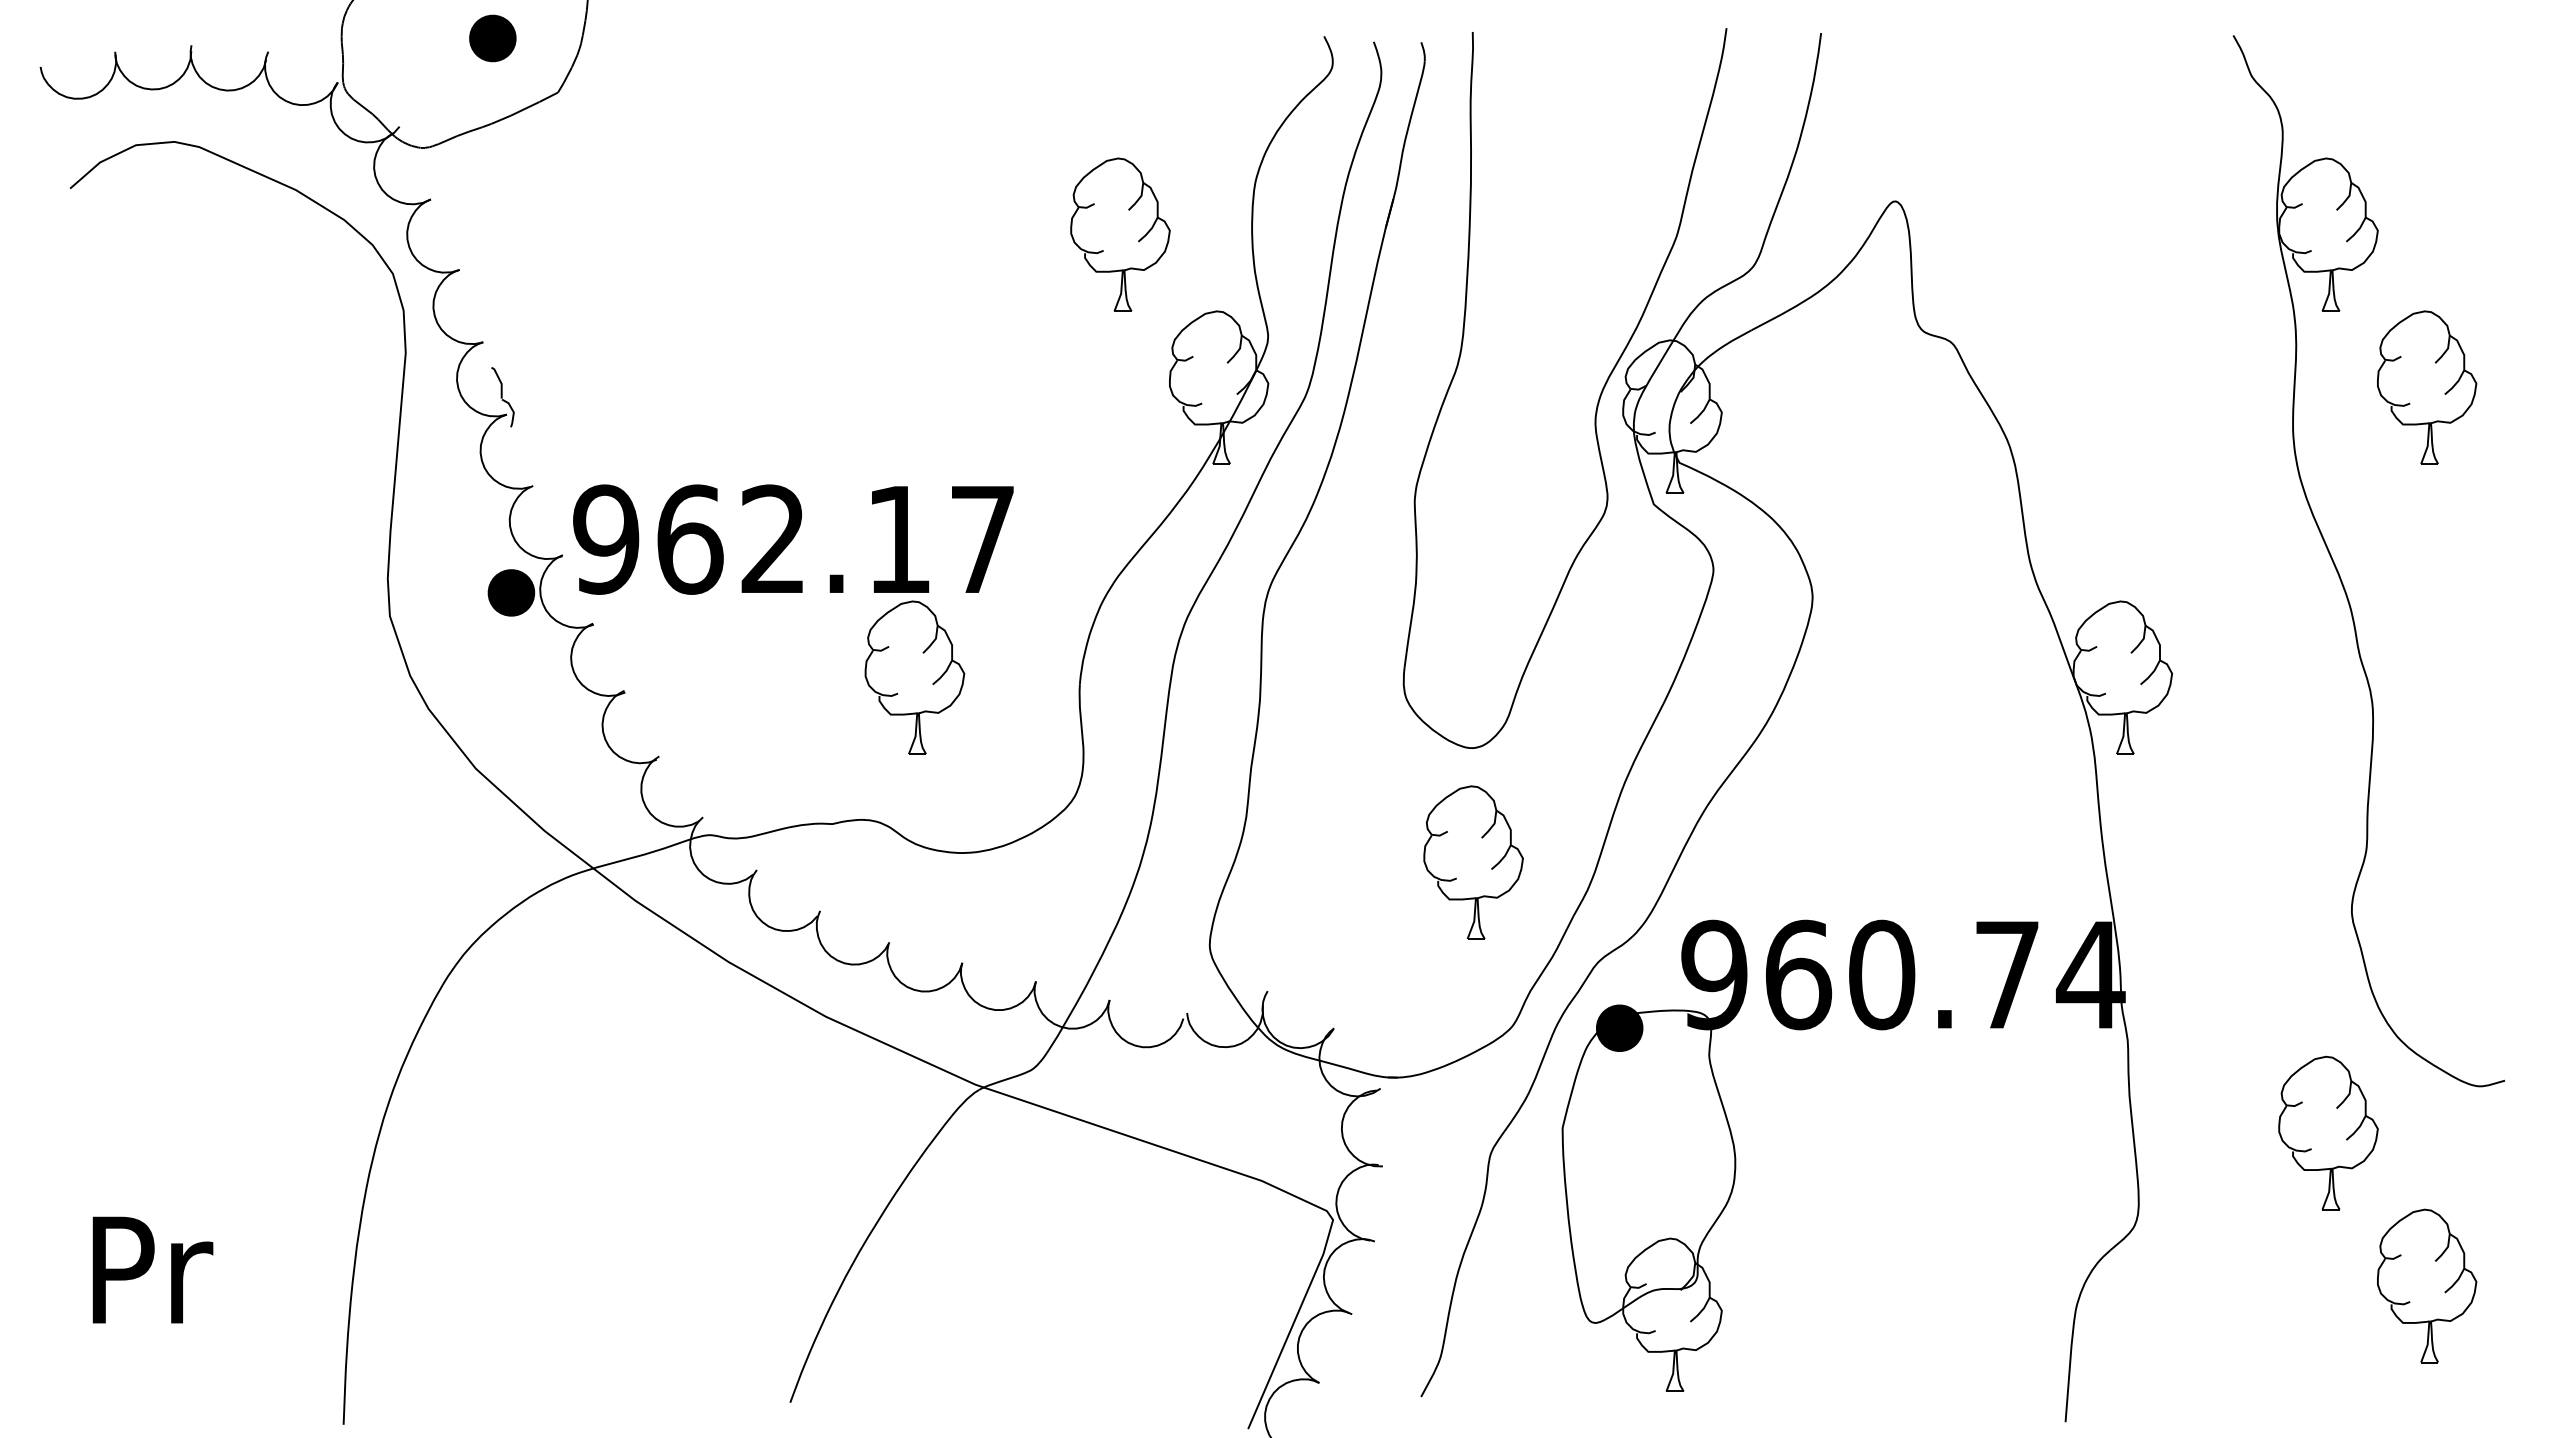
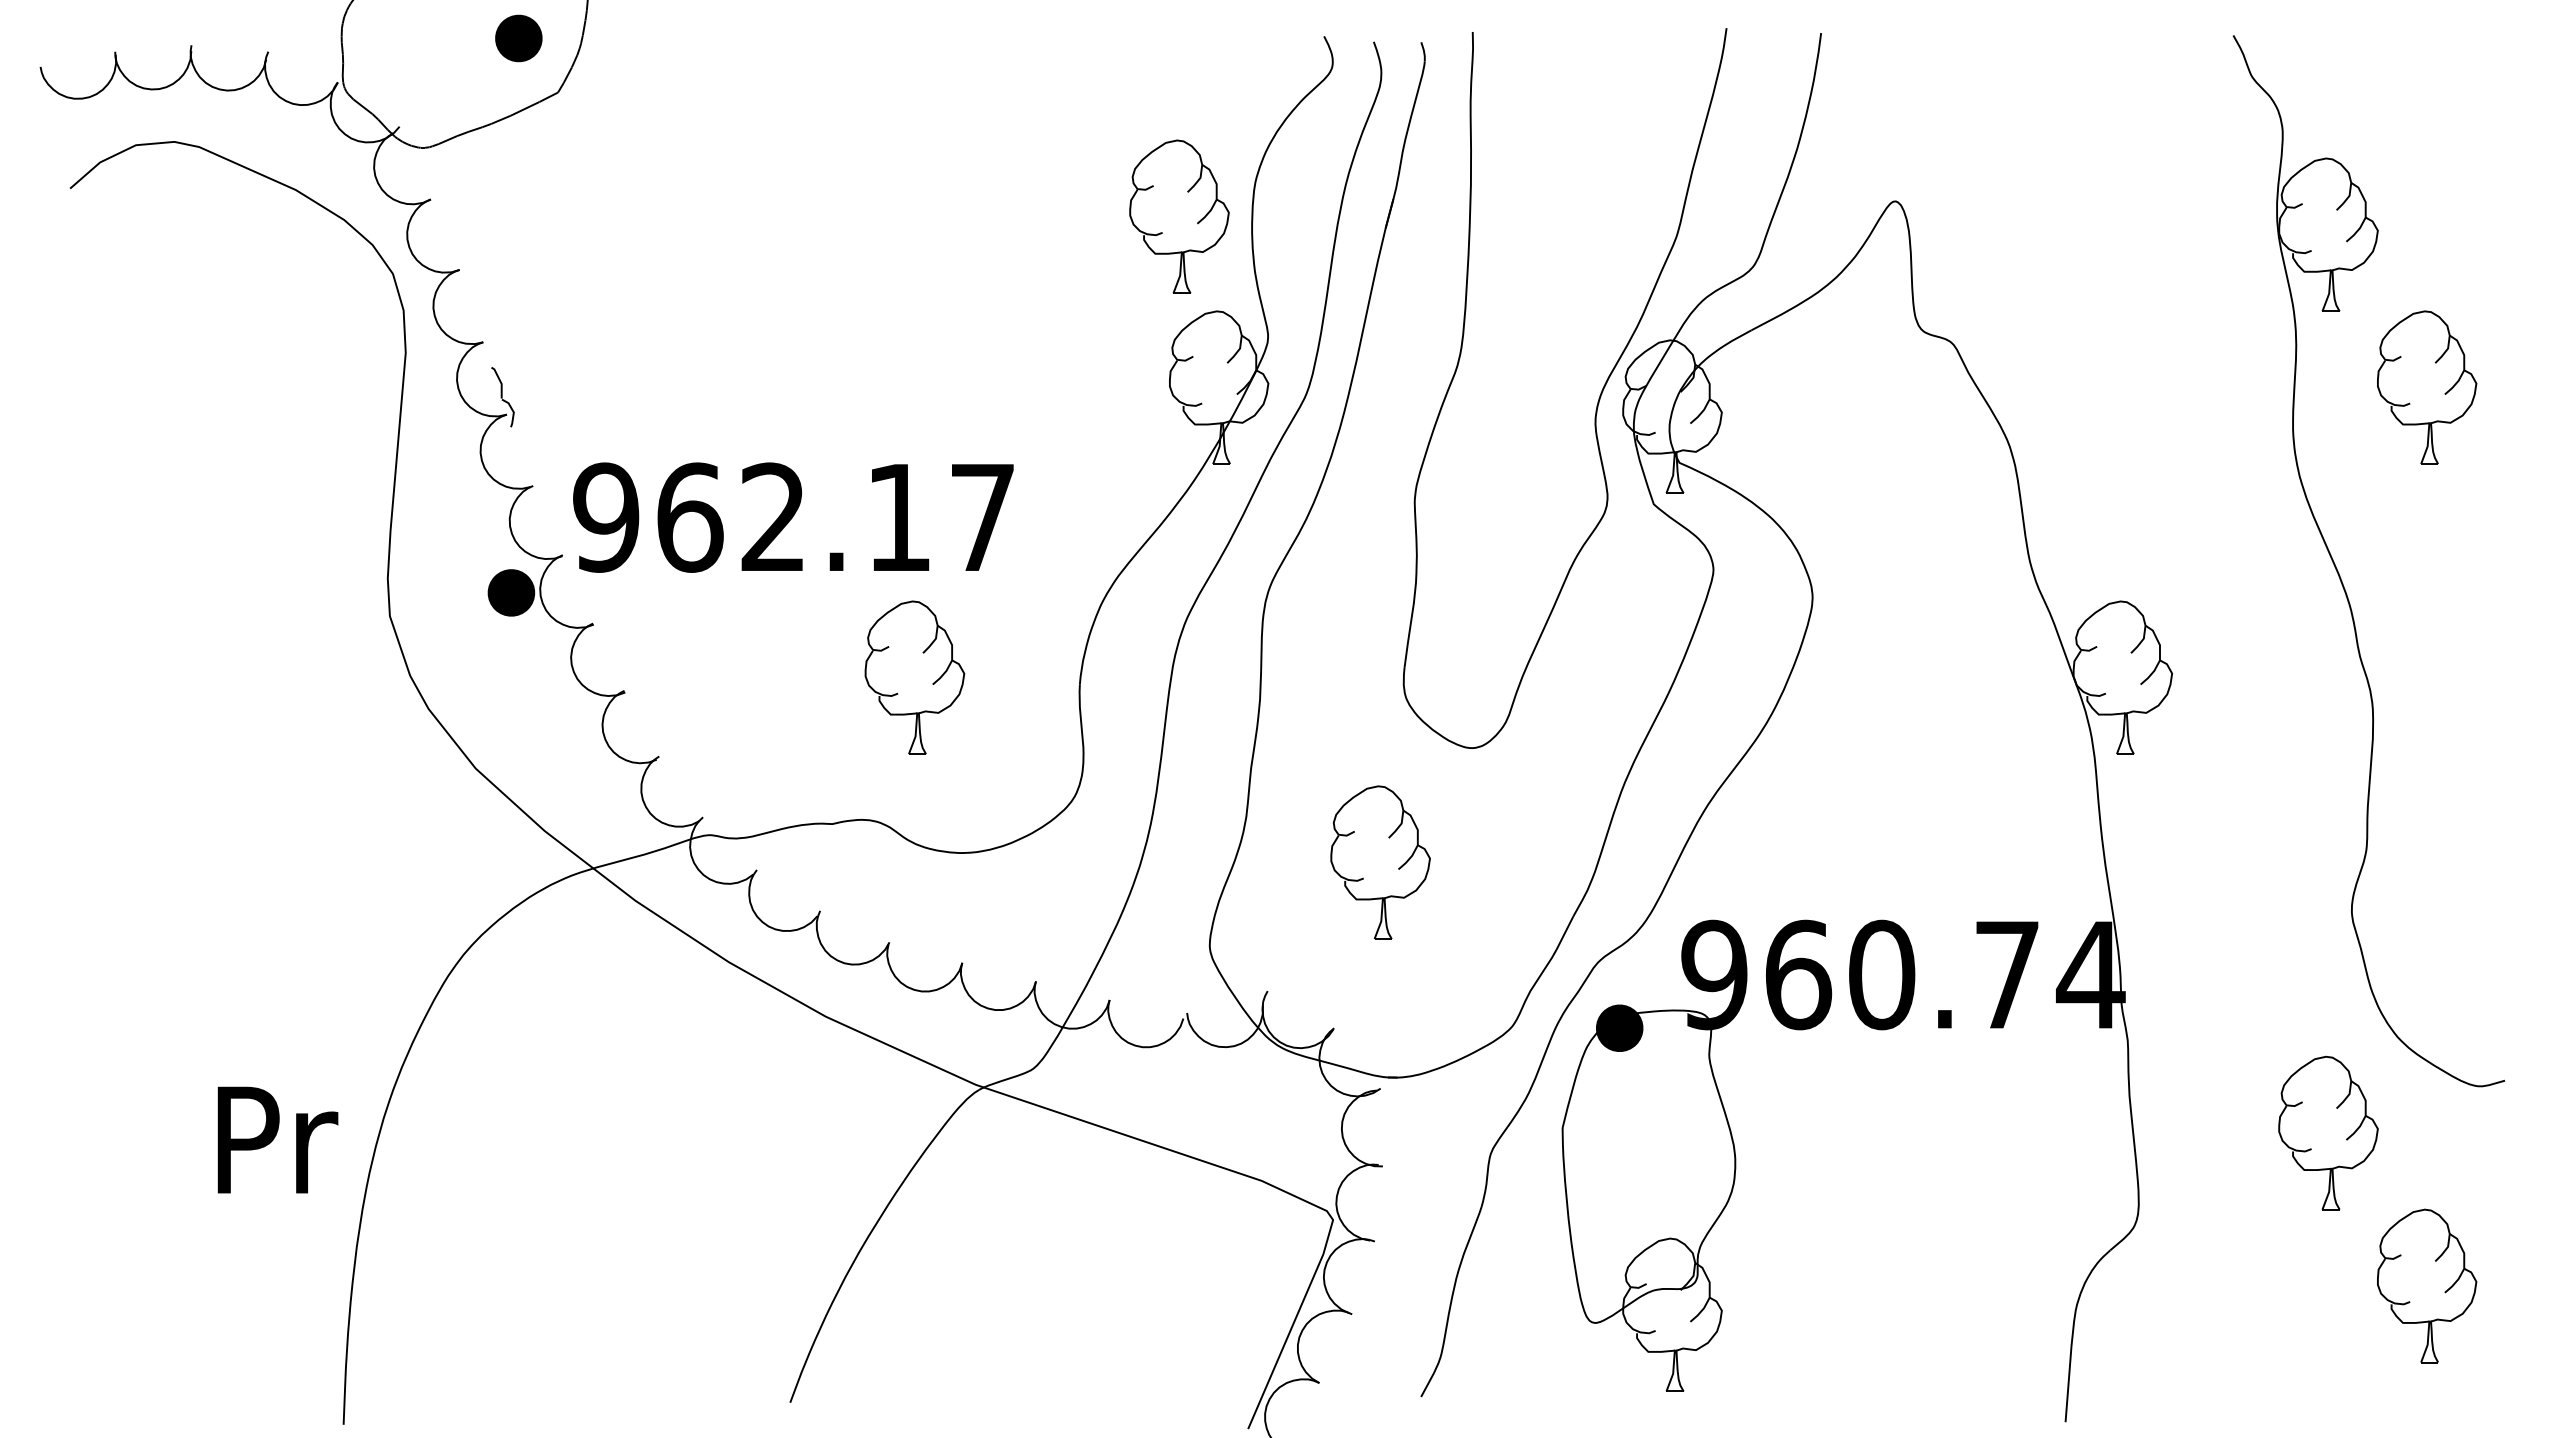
part position: (492, 38) -> (518, 38) (518, 38)
part position: (1120, 234) -> (1179, 216) (1179, 216)
text position: (793, 539) -> (793, 517) (793, 517)
part position: (1473, 862) -> (1380, 862) (1380, 862)
text position: (152, 1269) -> (277, 1139) (277, 1139)
